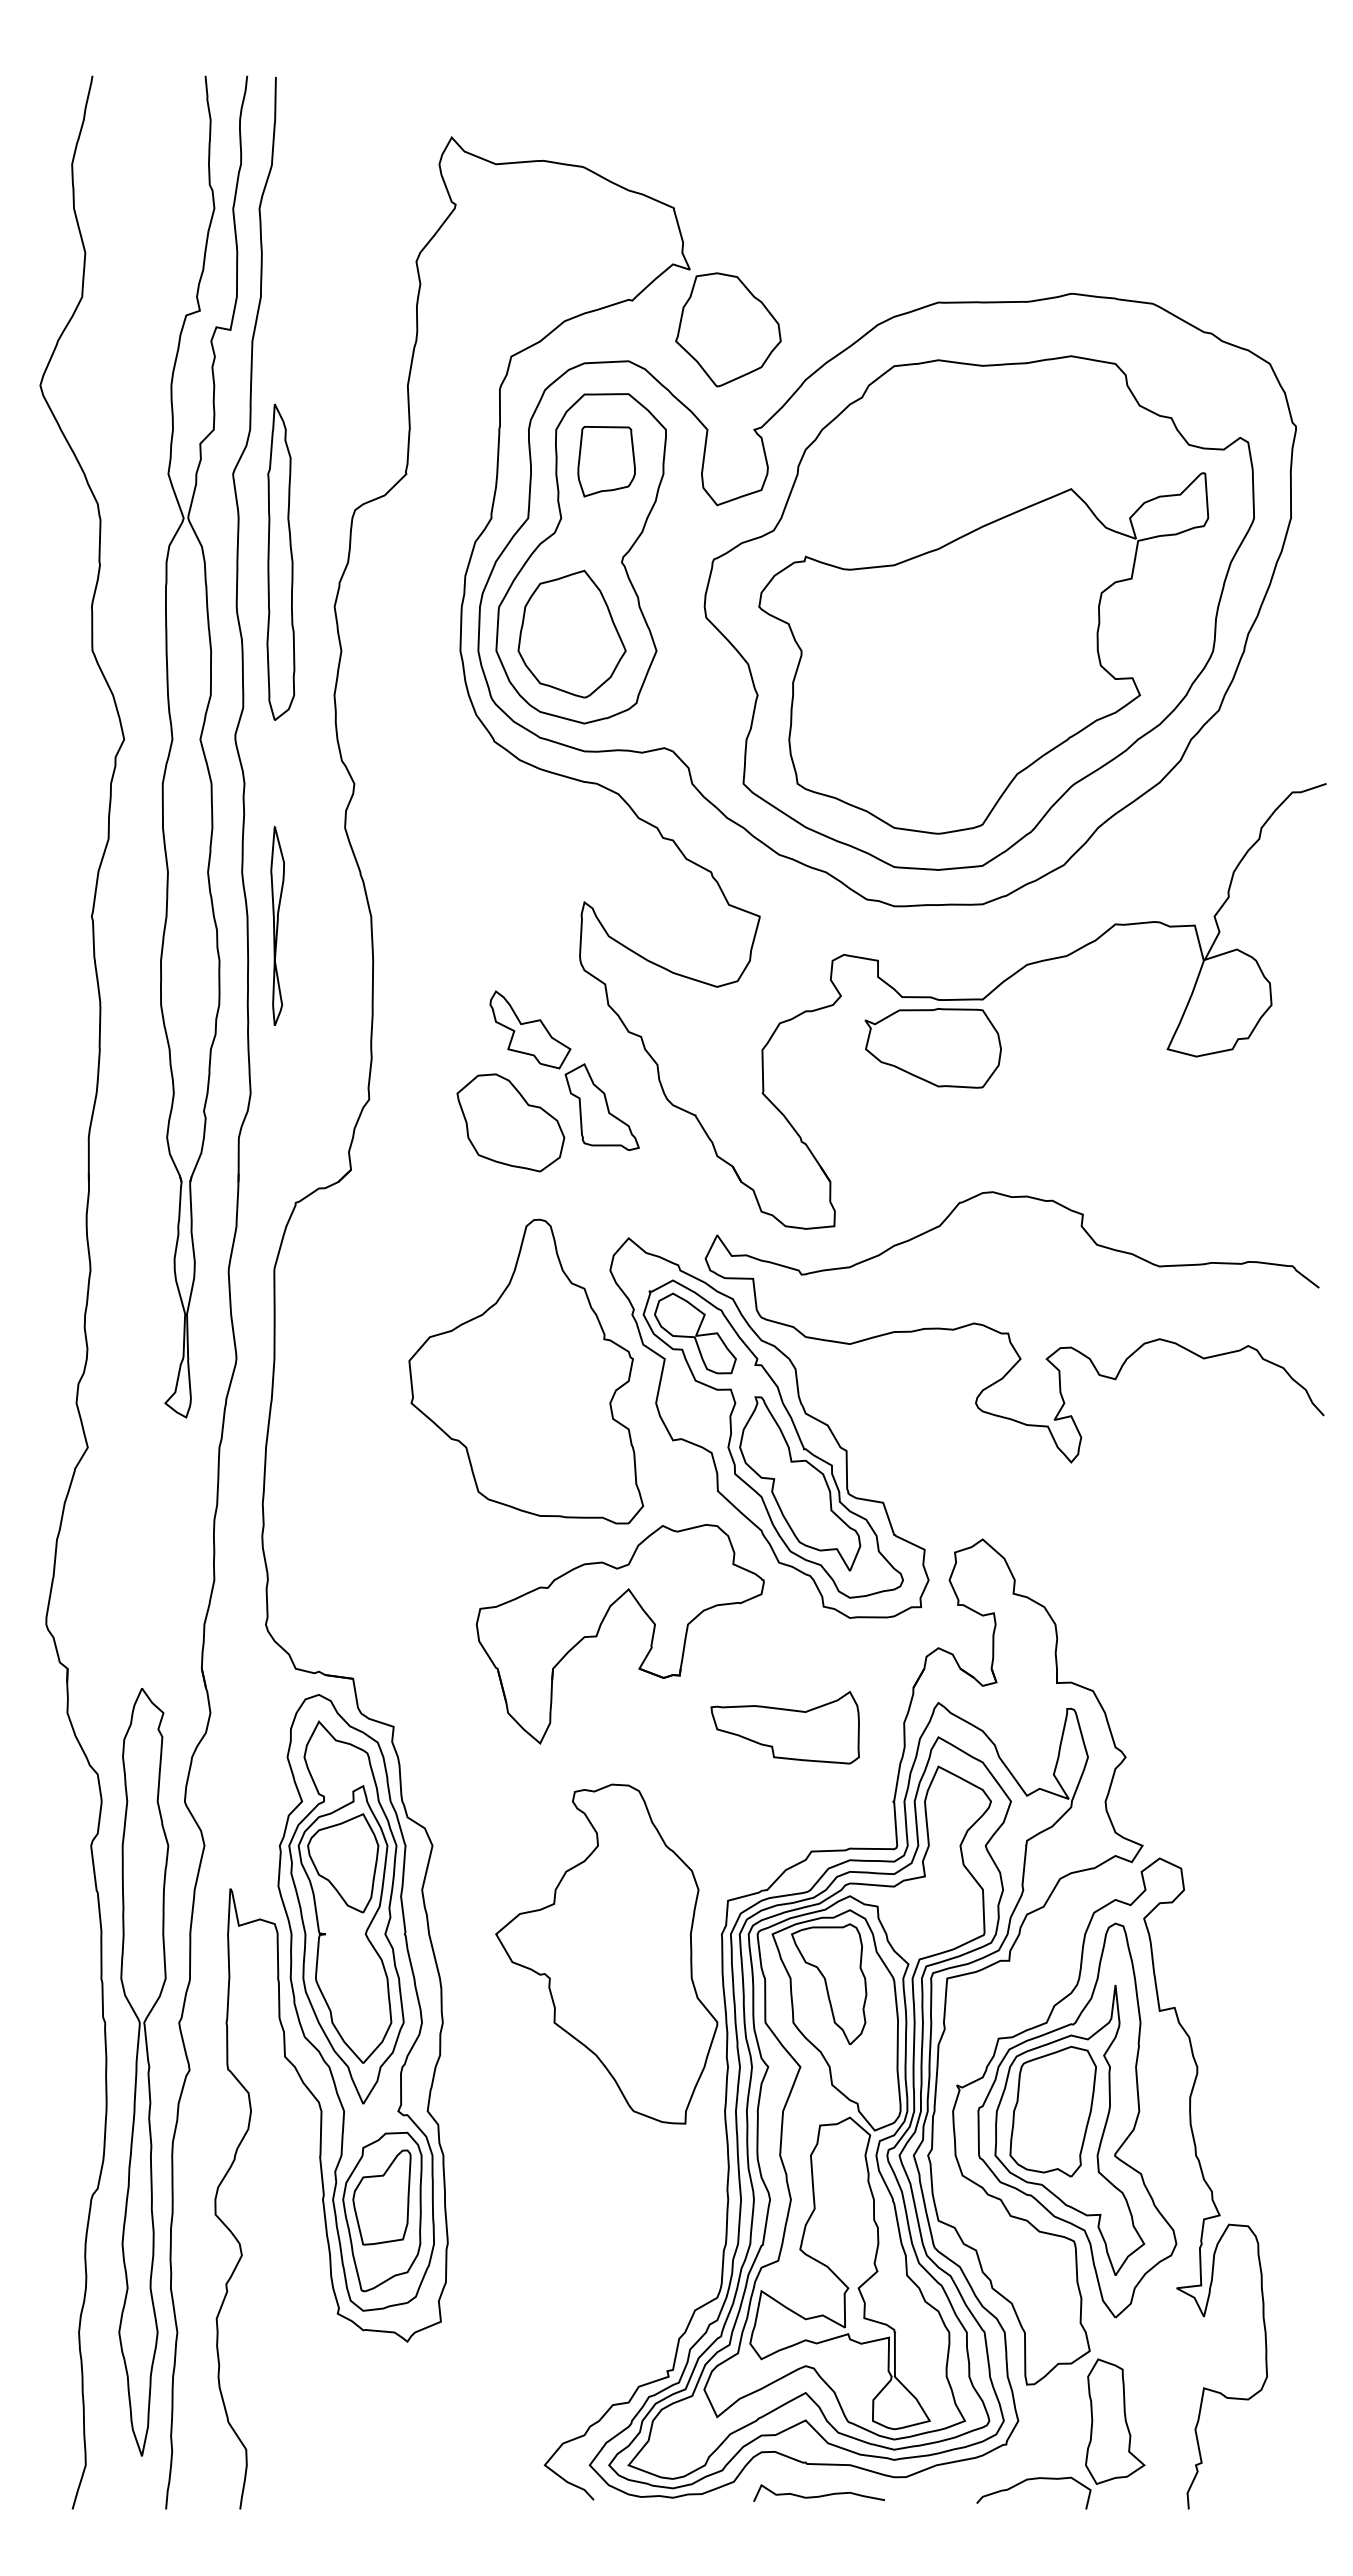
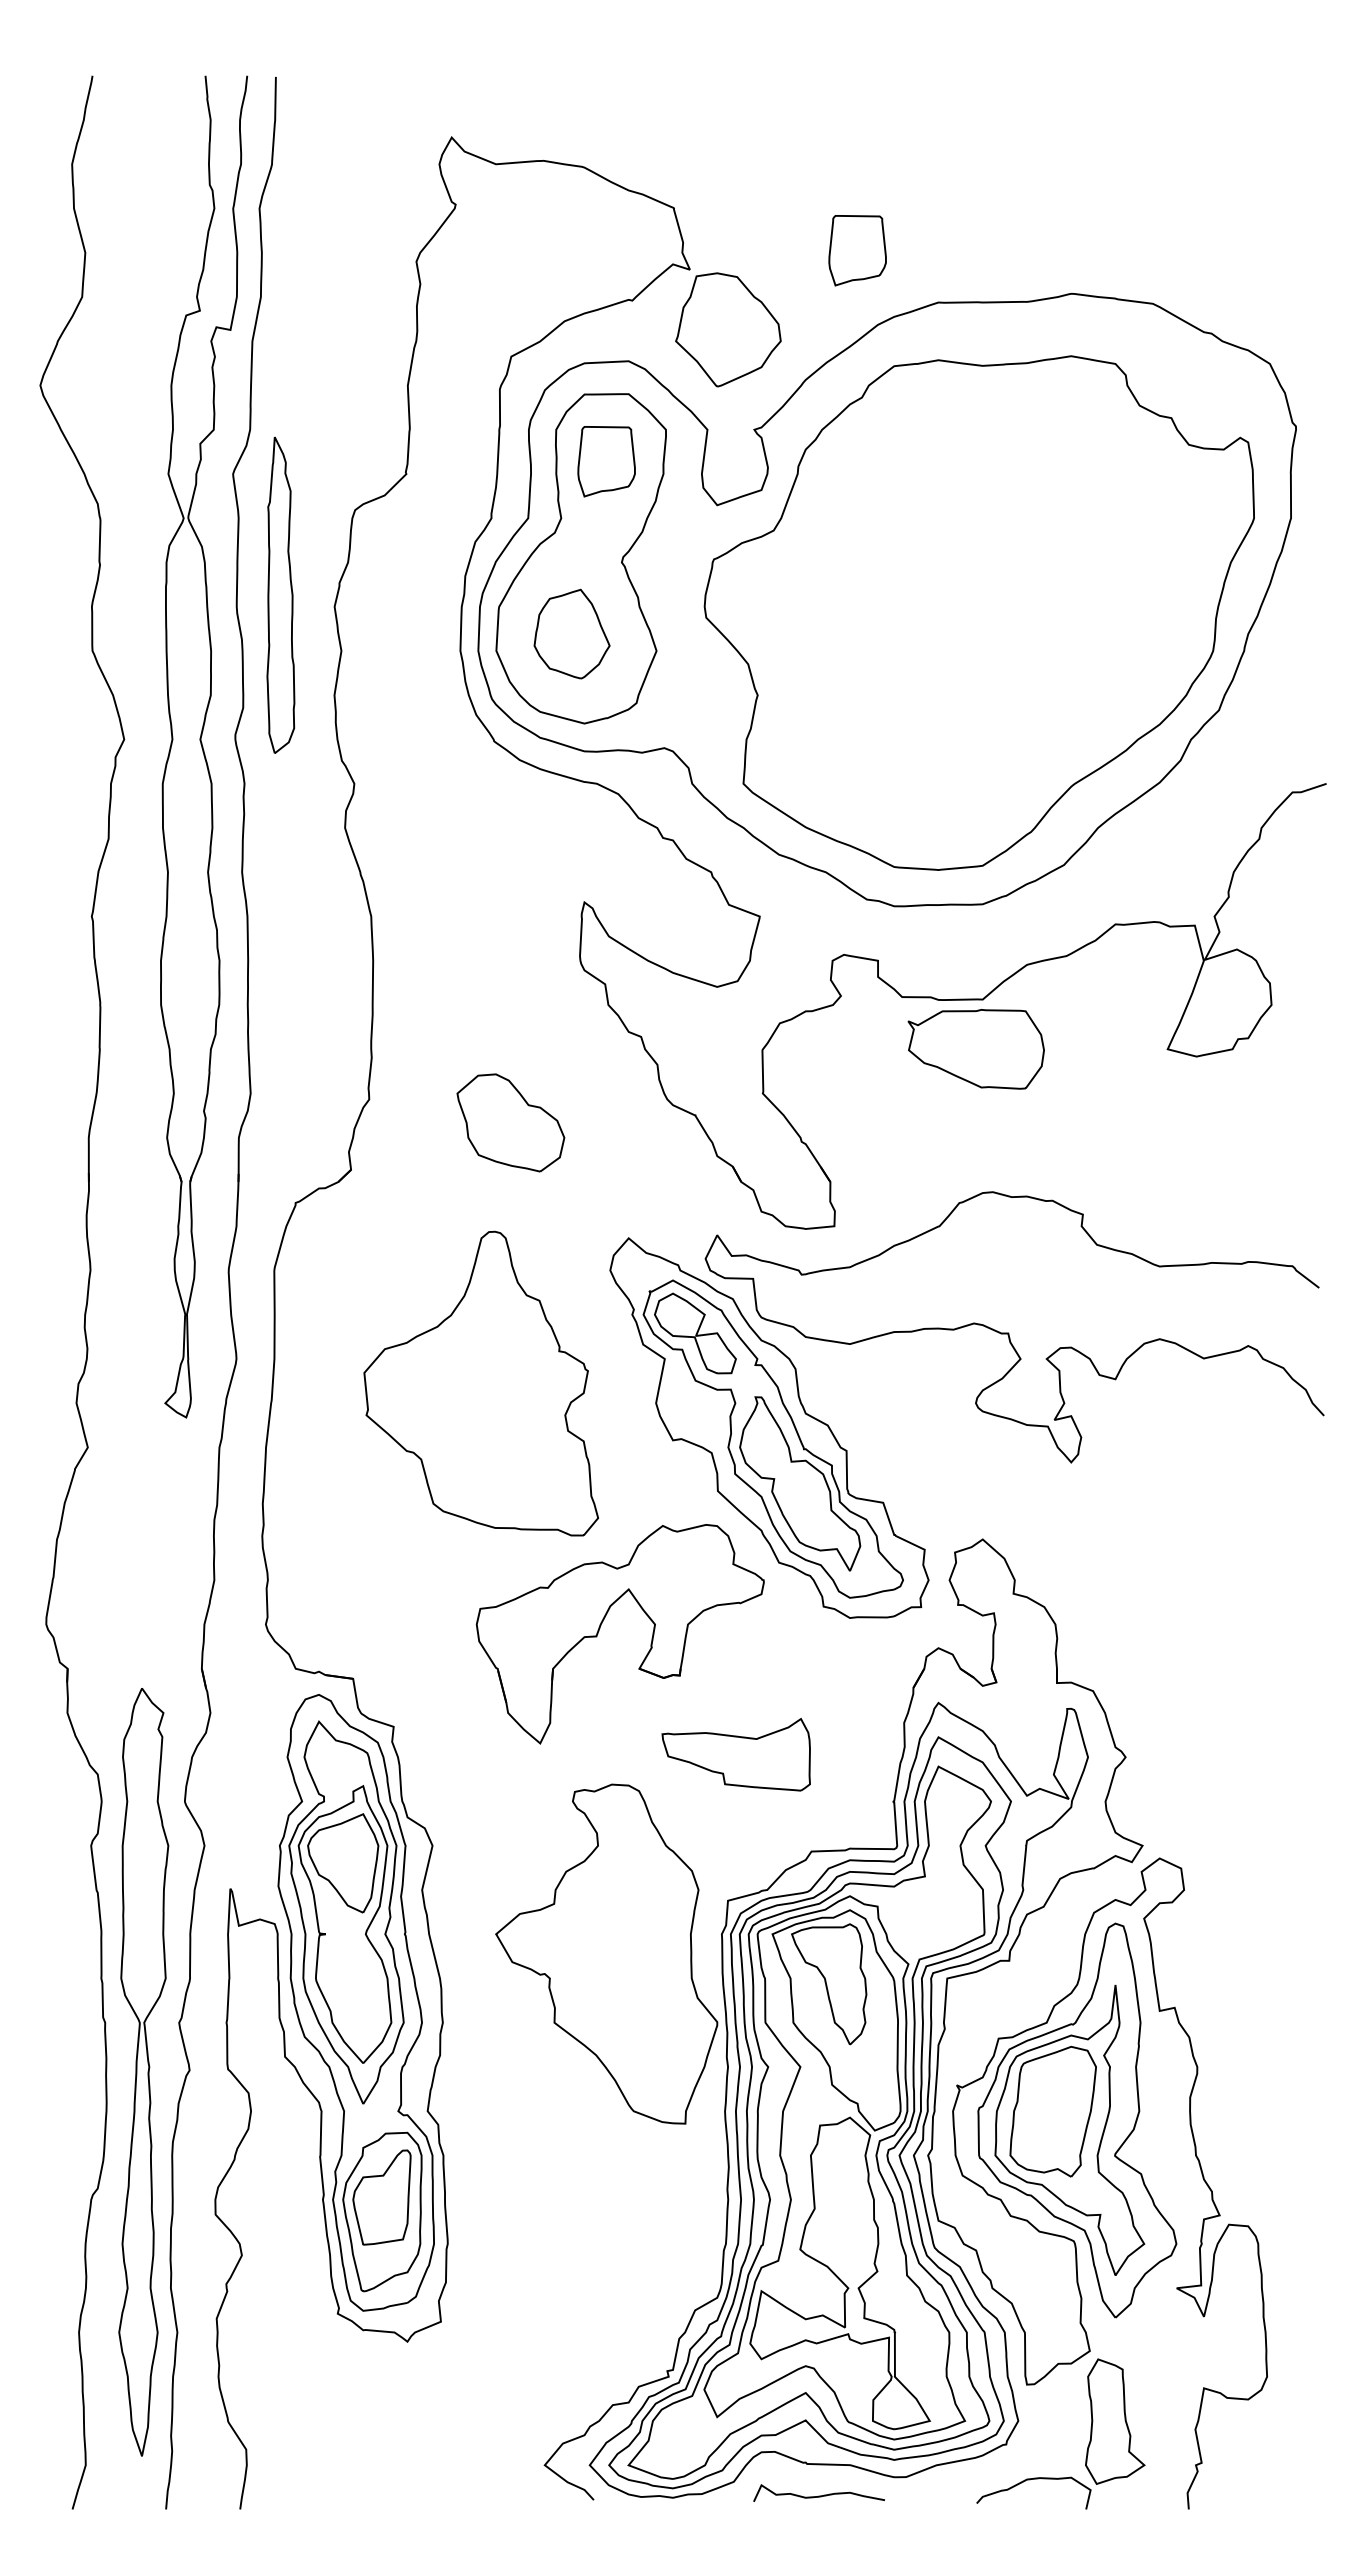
part: none -> present (857, 250)
part position: (280, 561) -> (280, 594) (280, 594)
part size: 110x130 px -> 78x92 px (571, 633)
part: present -> none (983, 653)
part: present -> none (277, 925)
part position: (932, 1048) -> (975, 1049) (975, 1049)
part: present -> none (564, 1070)
part position: (525, 1371) -> (480, 1383) (480, 1383)
part position: (784, 1727) -> (735, 1754) (735, 1754)
